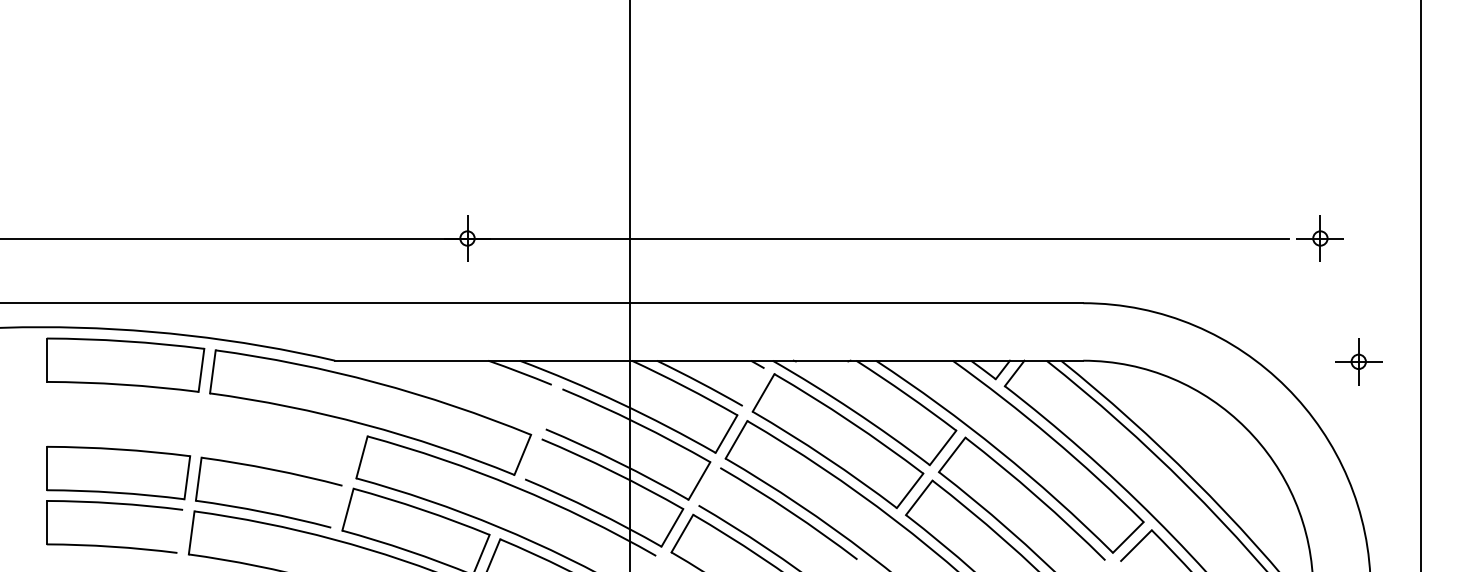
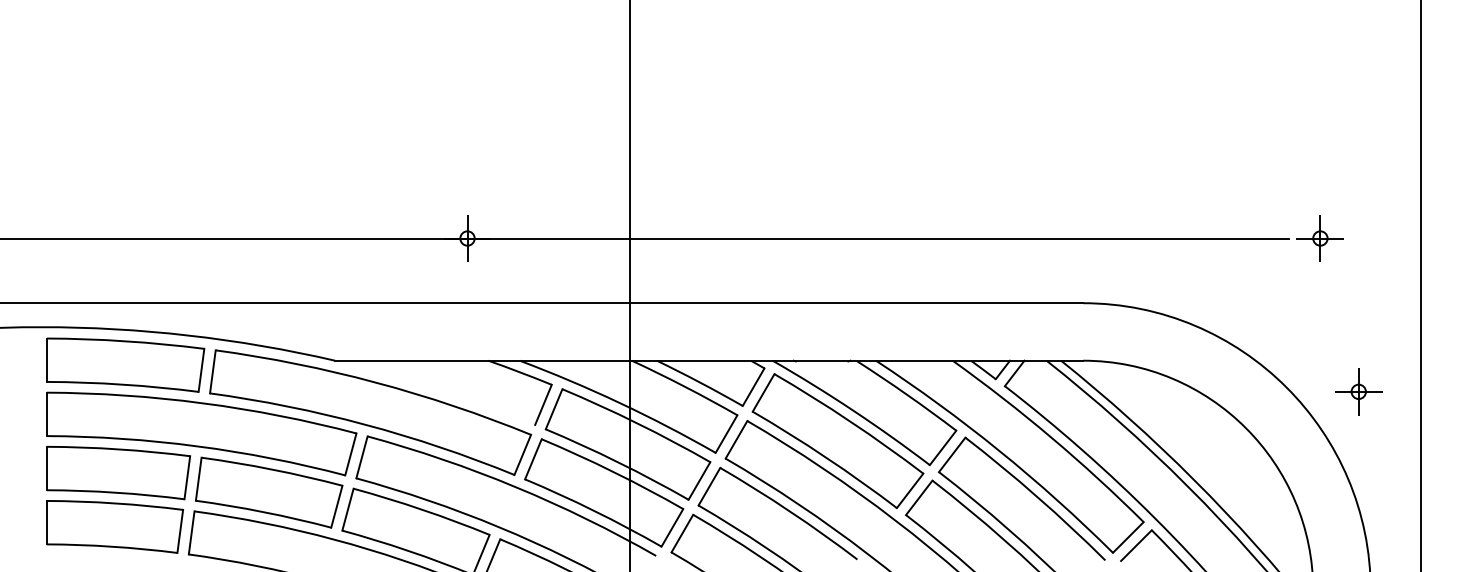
part position: (1358, 361) -> (1358, 391) (1358, 391)
line: none -> present (753, 387)
line: none -> present (543, 404)
line: none -> present (553, 409)
part: none -> present (201, 433)
line: none -> present (533, 459)
line: none -> present (709, 486)
line: none -> present (336, 506)
line: none -> present (180, 530)
